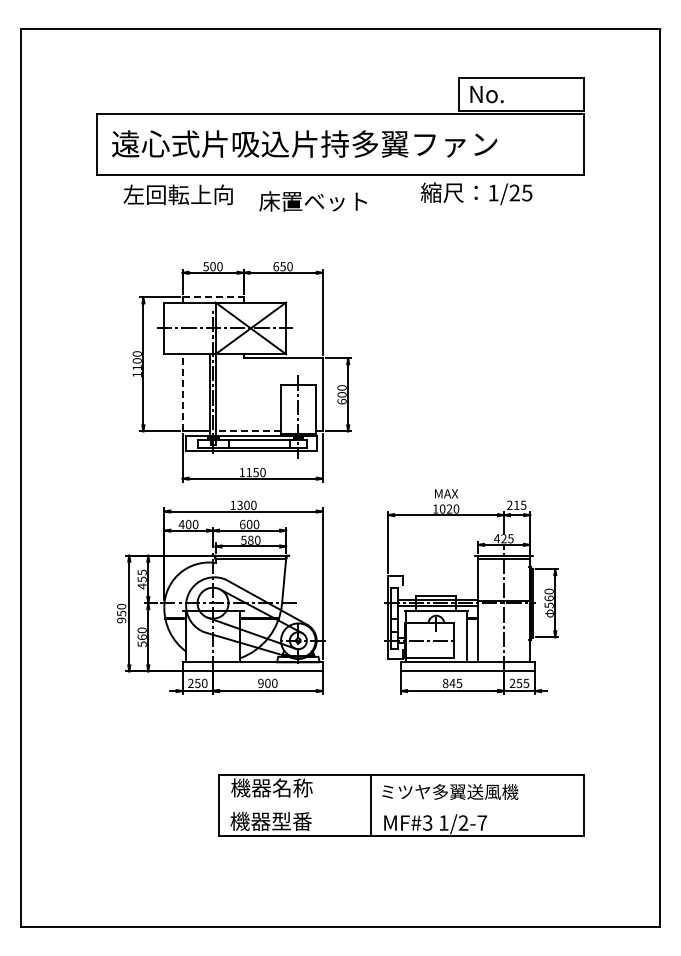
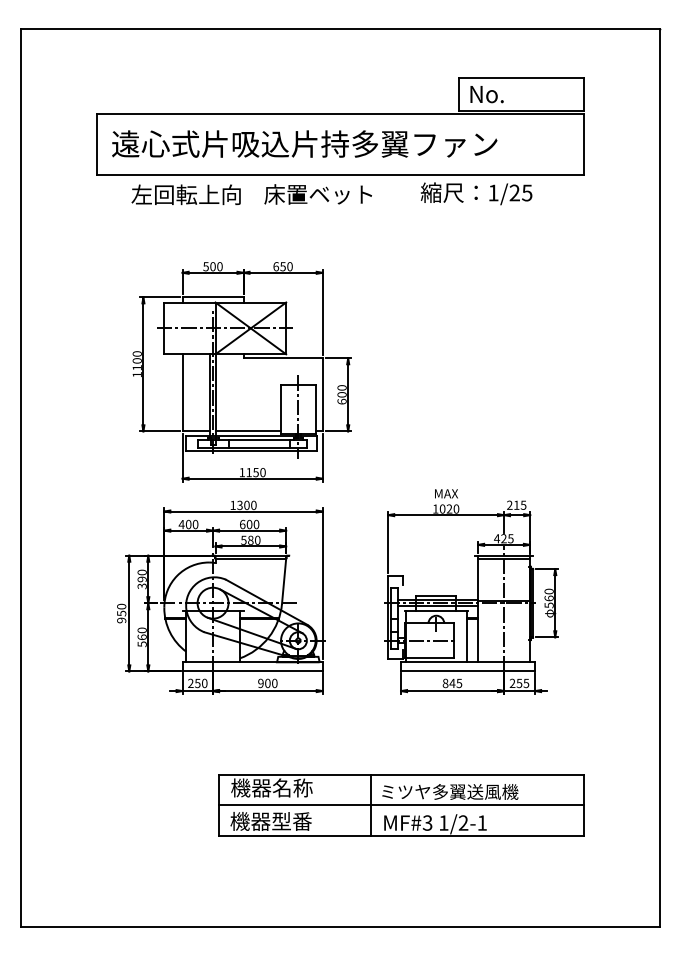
text position: (177, 194) -> (185, 194) (185, 194)
text position: (312, 201) -> (317, 194) (317, 194)
line: dashed -> solid (213, 297)
line: dashed -> solid (182, 392)
line: dashed -> solid (248, 431)
text: 455 -> 390 (141, 579)
line: none -> present (401, 805)
text: 1/2-7 -> 1/2-1 (482, 822)
